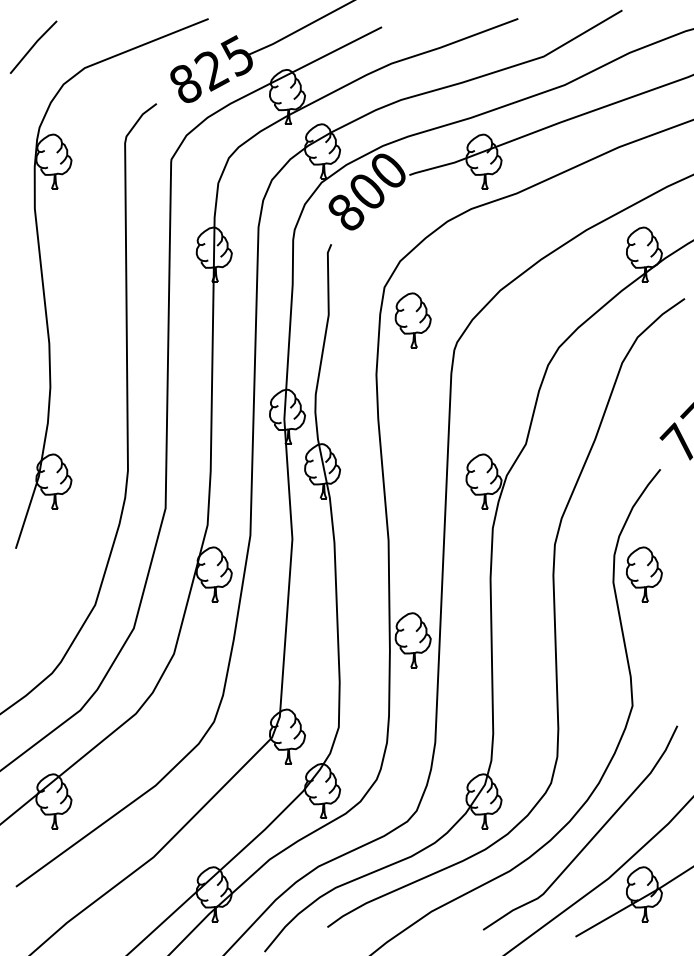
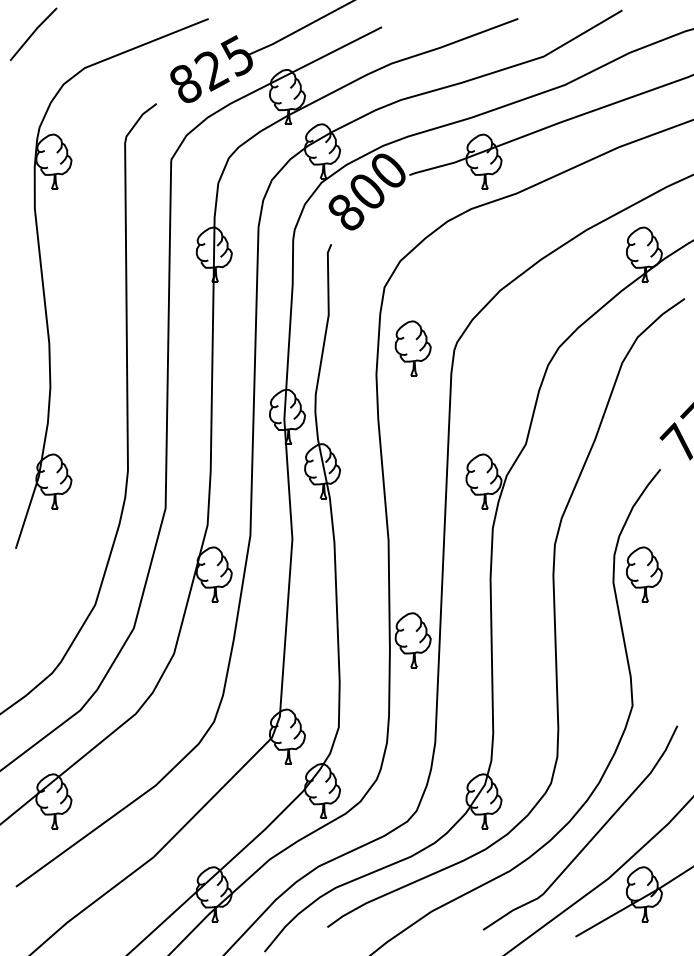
line position: (33, 46) -> (33, 33) (33, 33)
part position: (412, 320) -> (412, 348) (412, 348)
